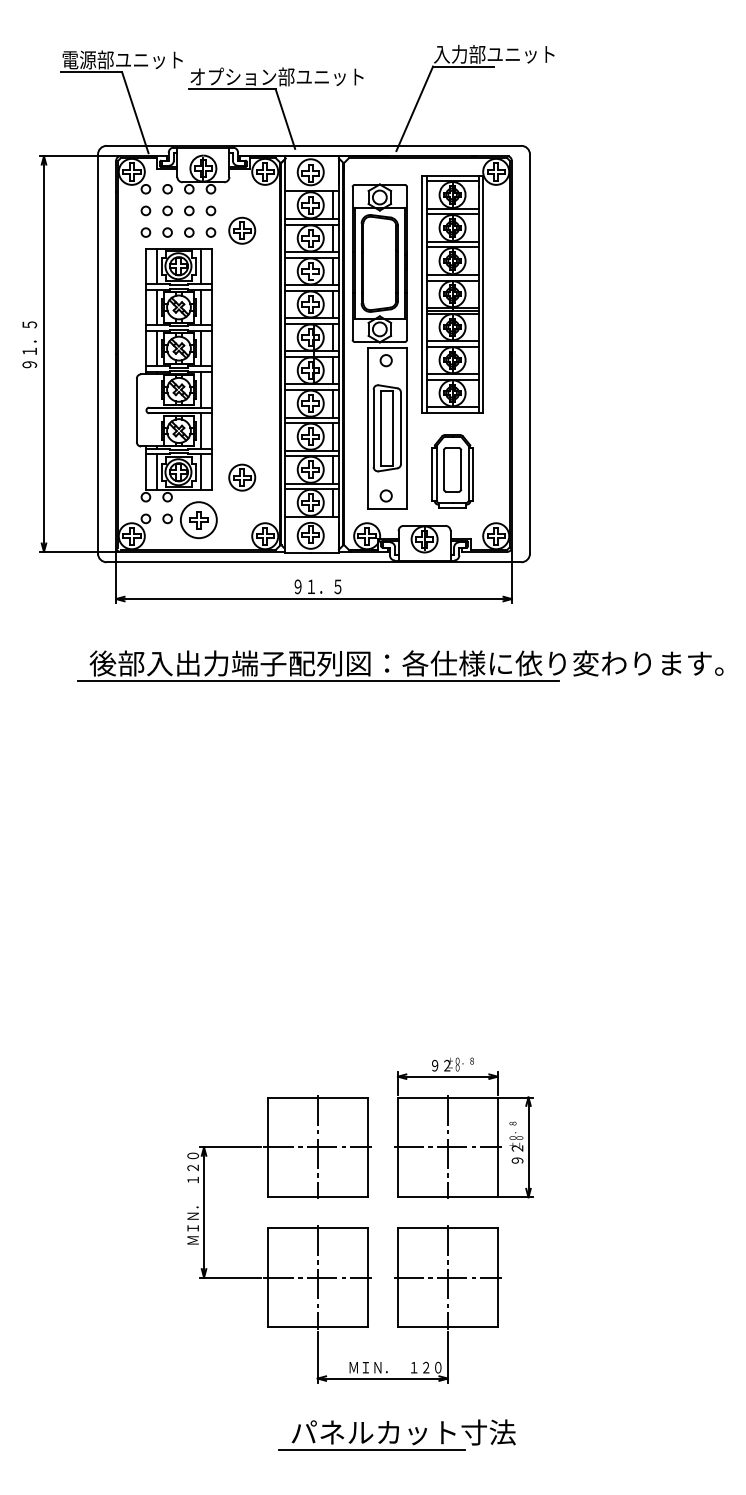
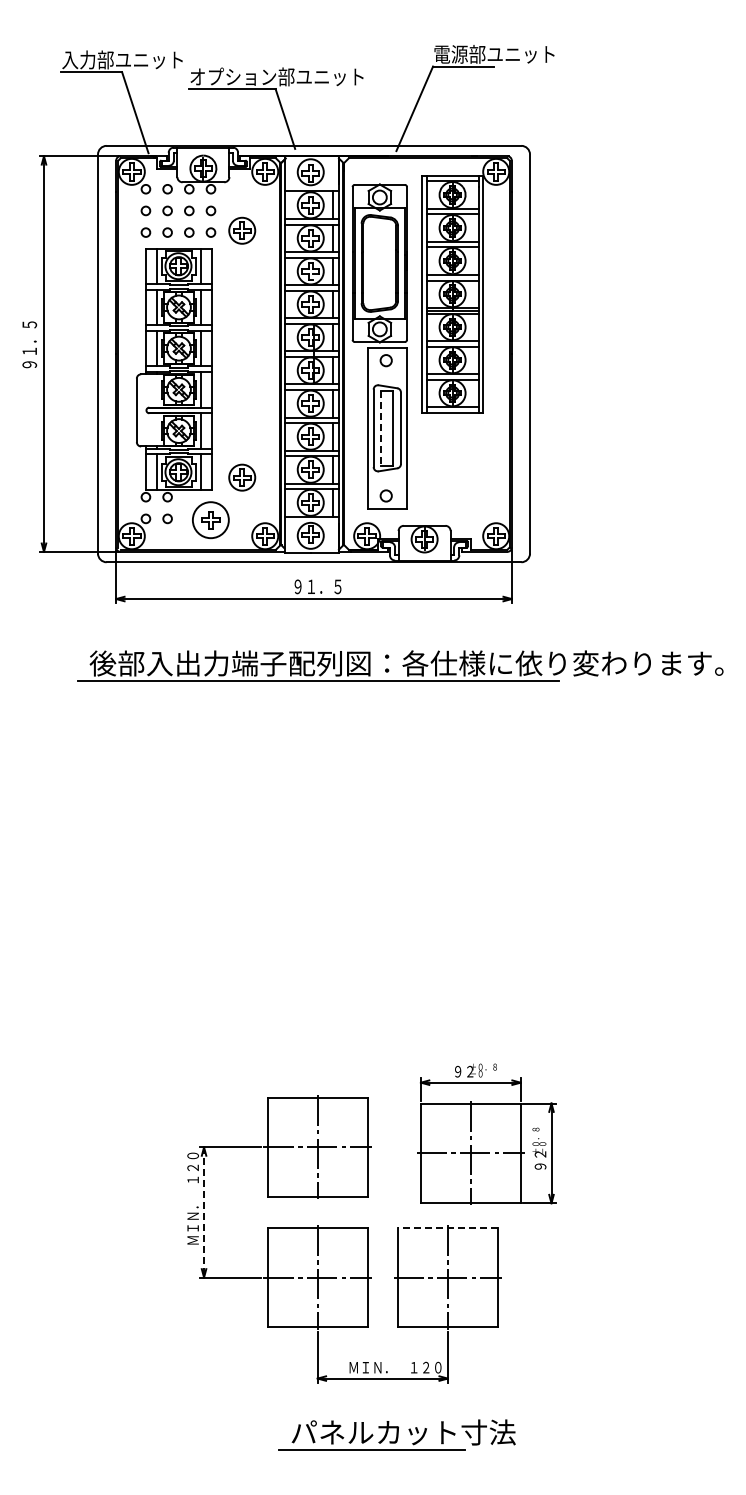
text: 入力部ユニット -> 電源部ユニット (450, 53)
text: 電源部ユニット -> 入力部ユニット (79, 59)
line: solid -> dashed (381, 428)
part: present -> none (452, 471)
part position: (198, 520) -> (210, 520) (210, 520)
part position: (463, 1127) -> (486, 1133) (486, 1133)
line: solid -> dashed (204, 1212)
line: solid -> dashed (447, 1227)
